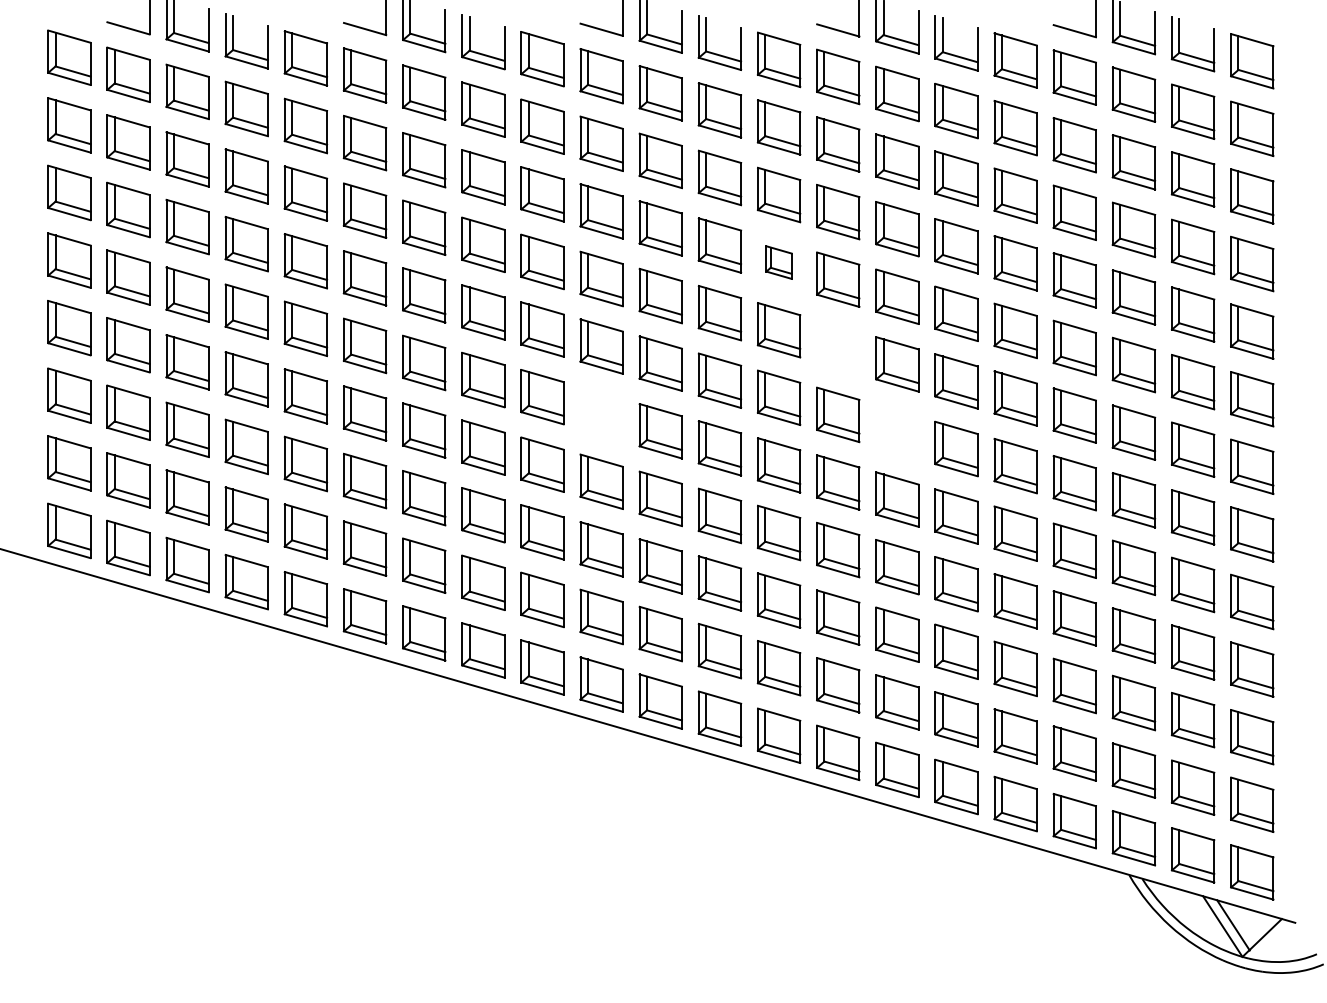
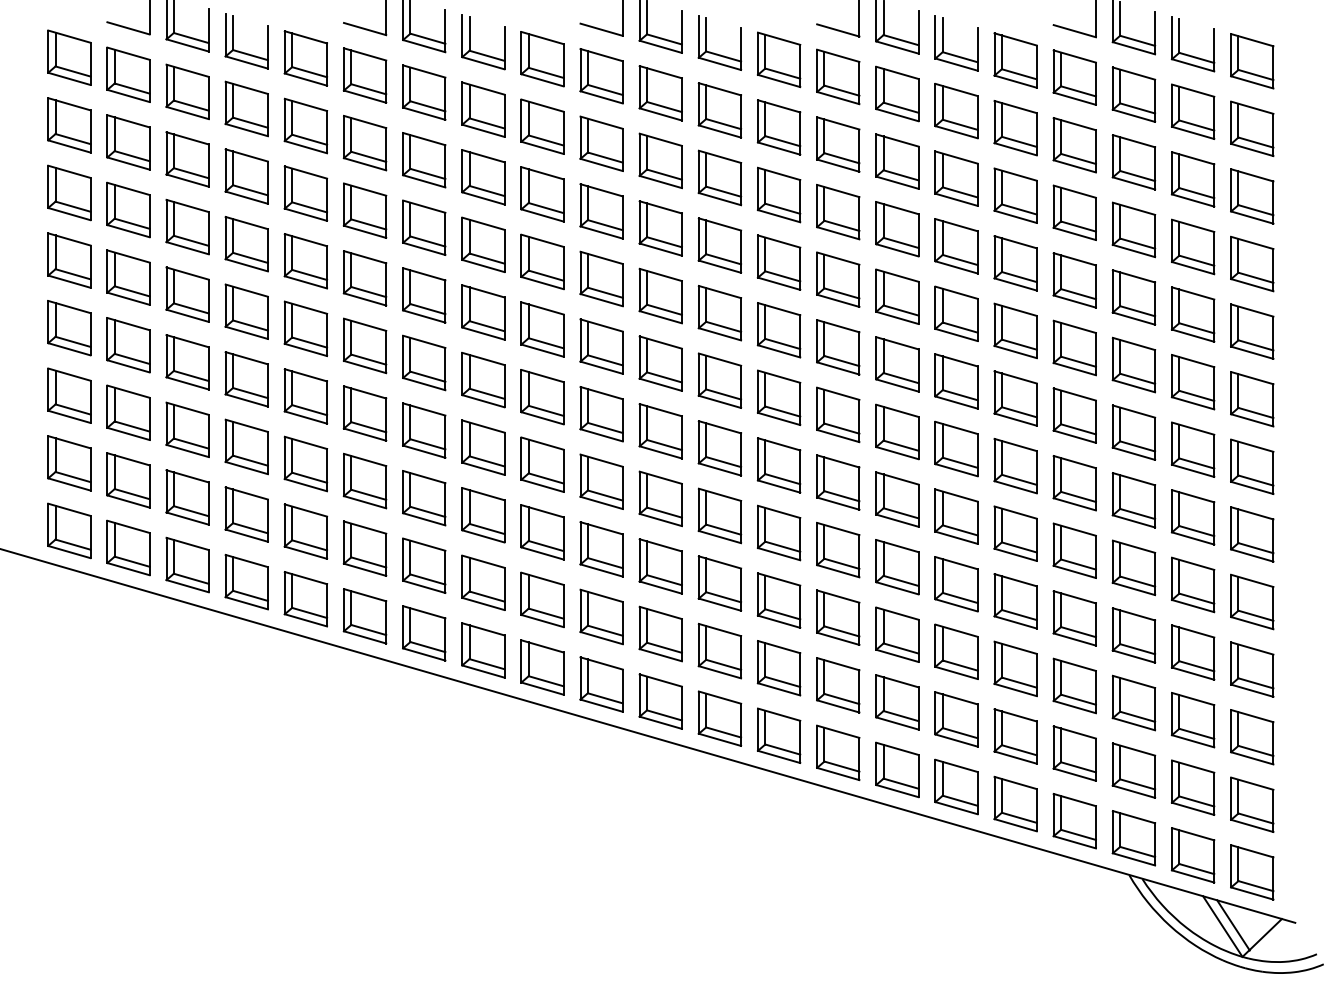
part size: 28x35 px -> 46x57 px (778, 262)
part: none -> present (838, 347)
part: none -> present (601, 414)
part: none -> present (897, 431)
